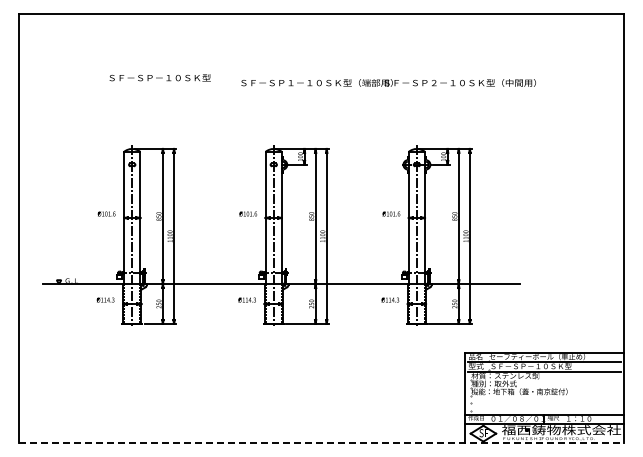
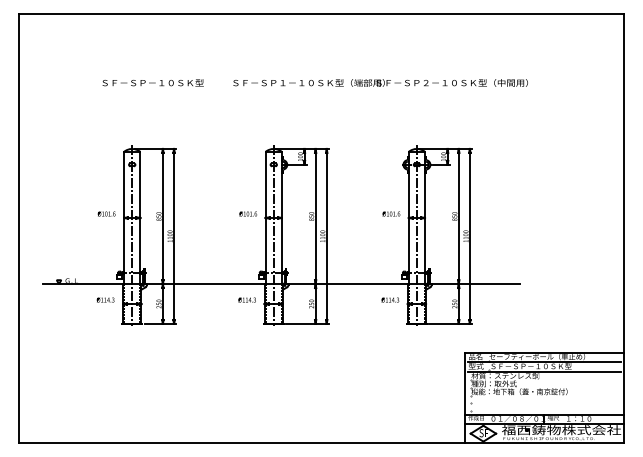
text position: (159, 77) -> (152, 82) (152, 82)
text position: (388, 82) -> (380, 82) (380, 82)
line: dashed -> solid (321, 443)
